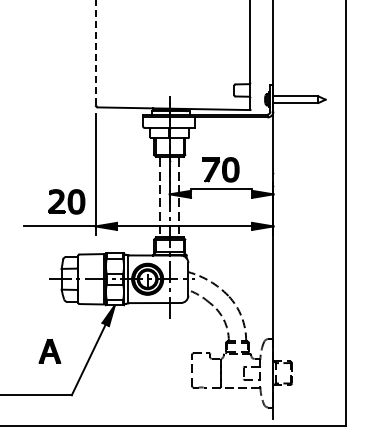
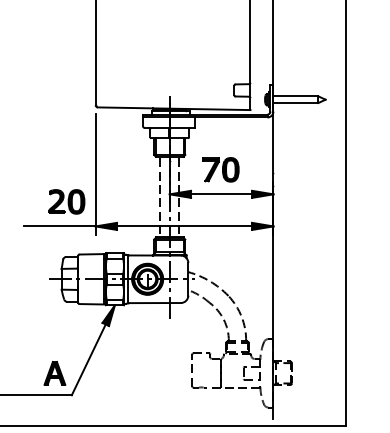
line: dashed -> solid (95, 52)
line position: (221, 189) -> (221, 194) (221, 194)
part position: (49, 351) -> (54, 373) (54, 373)
